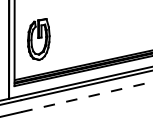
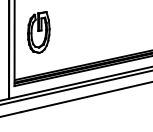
part position: (38, 39) -> (38, 32) (38, 32)
line: dashed -> solid (87, 96)
